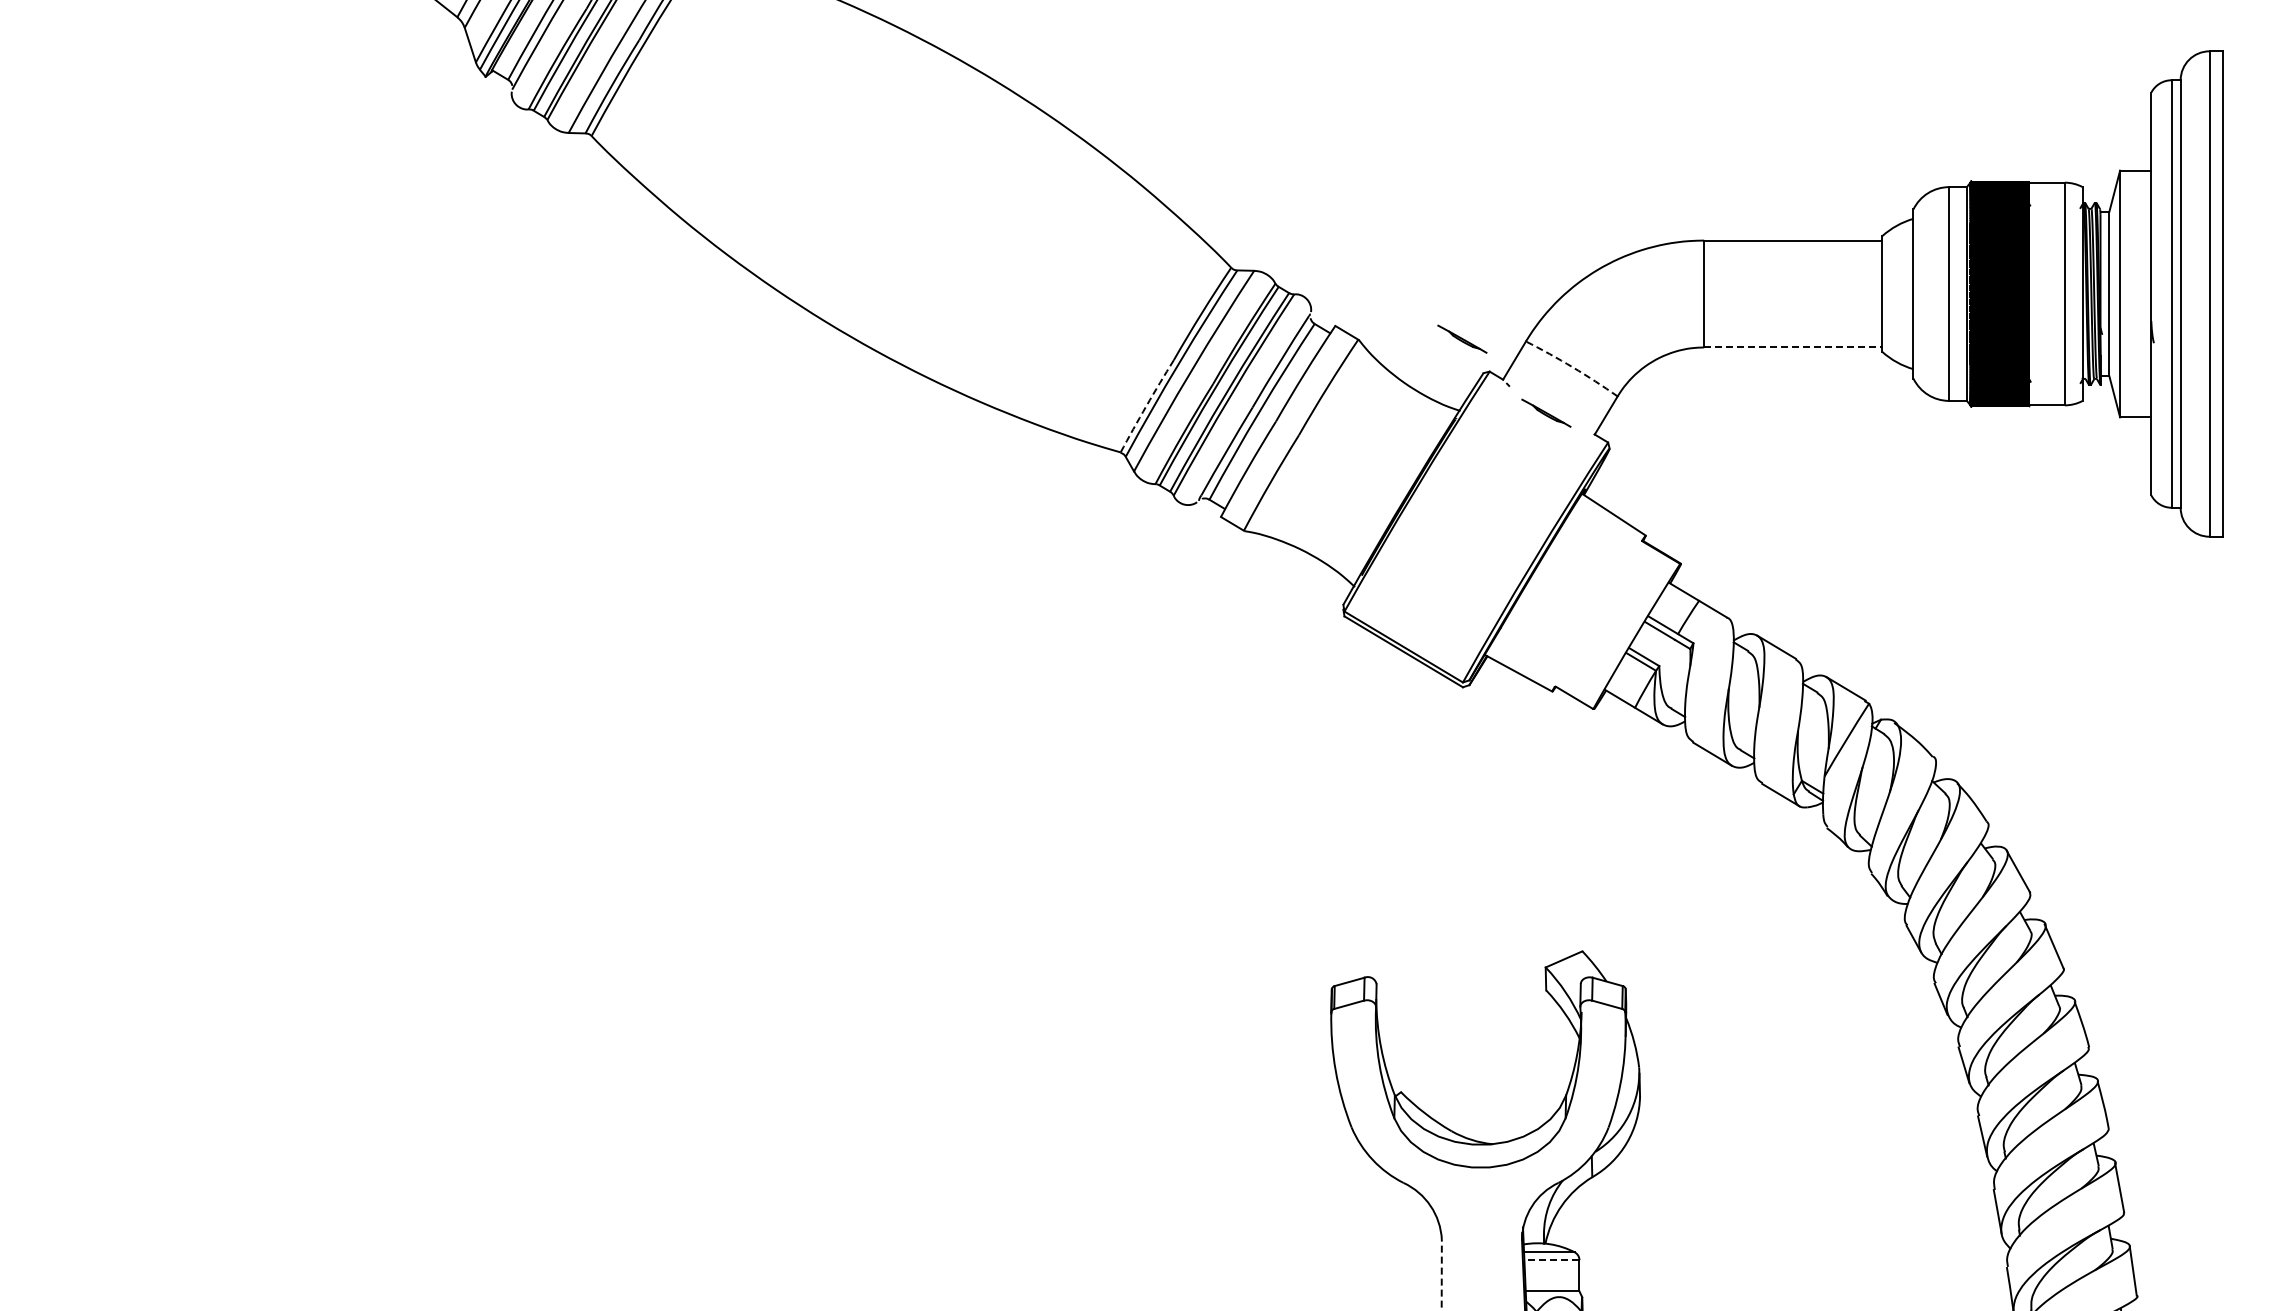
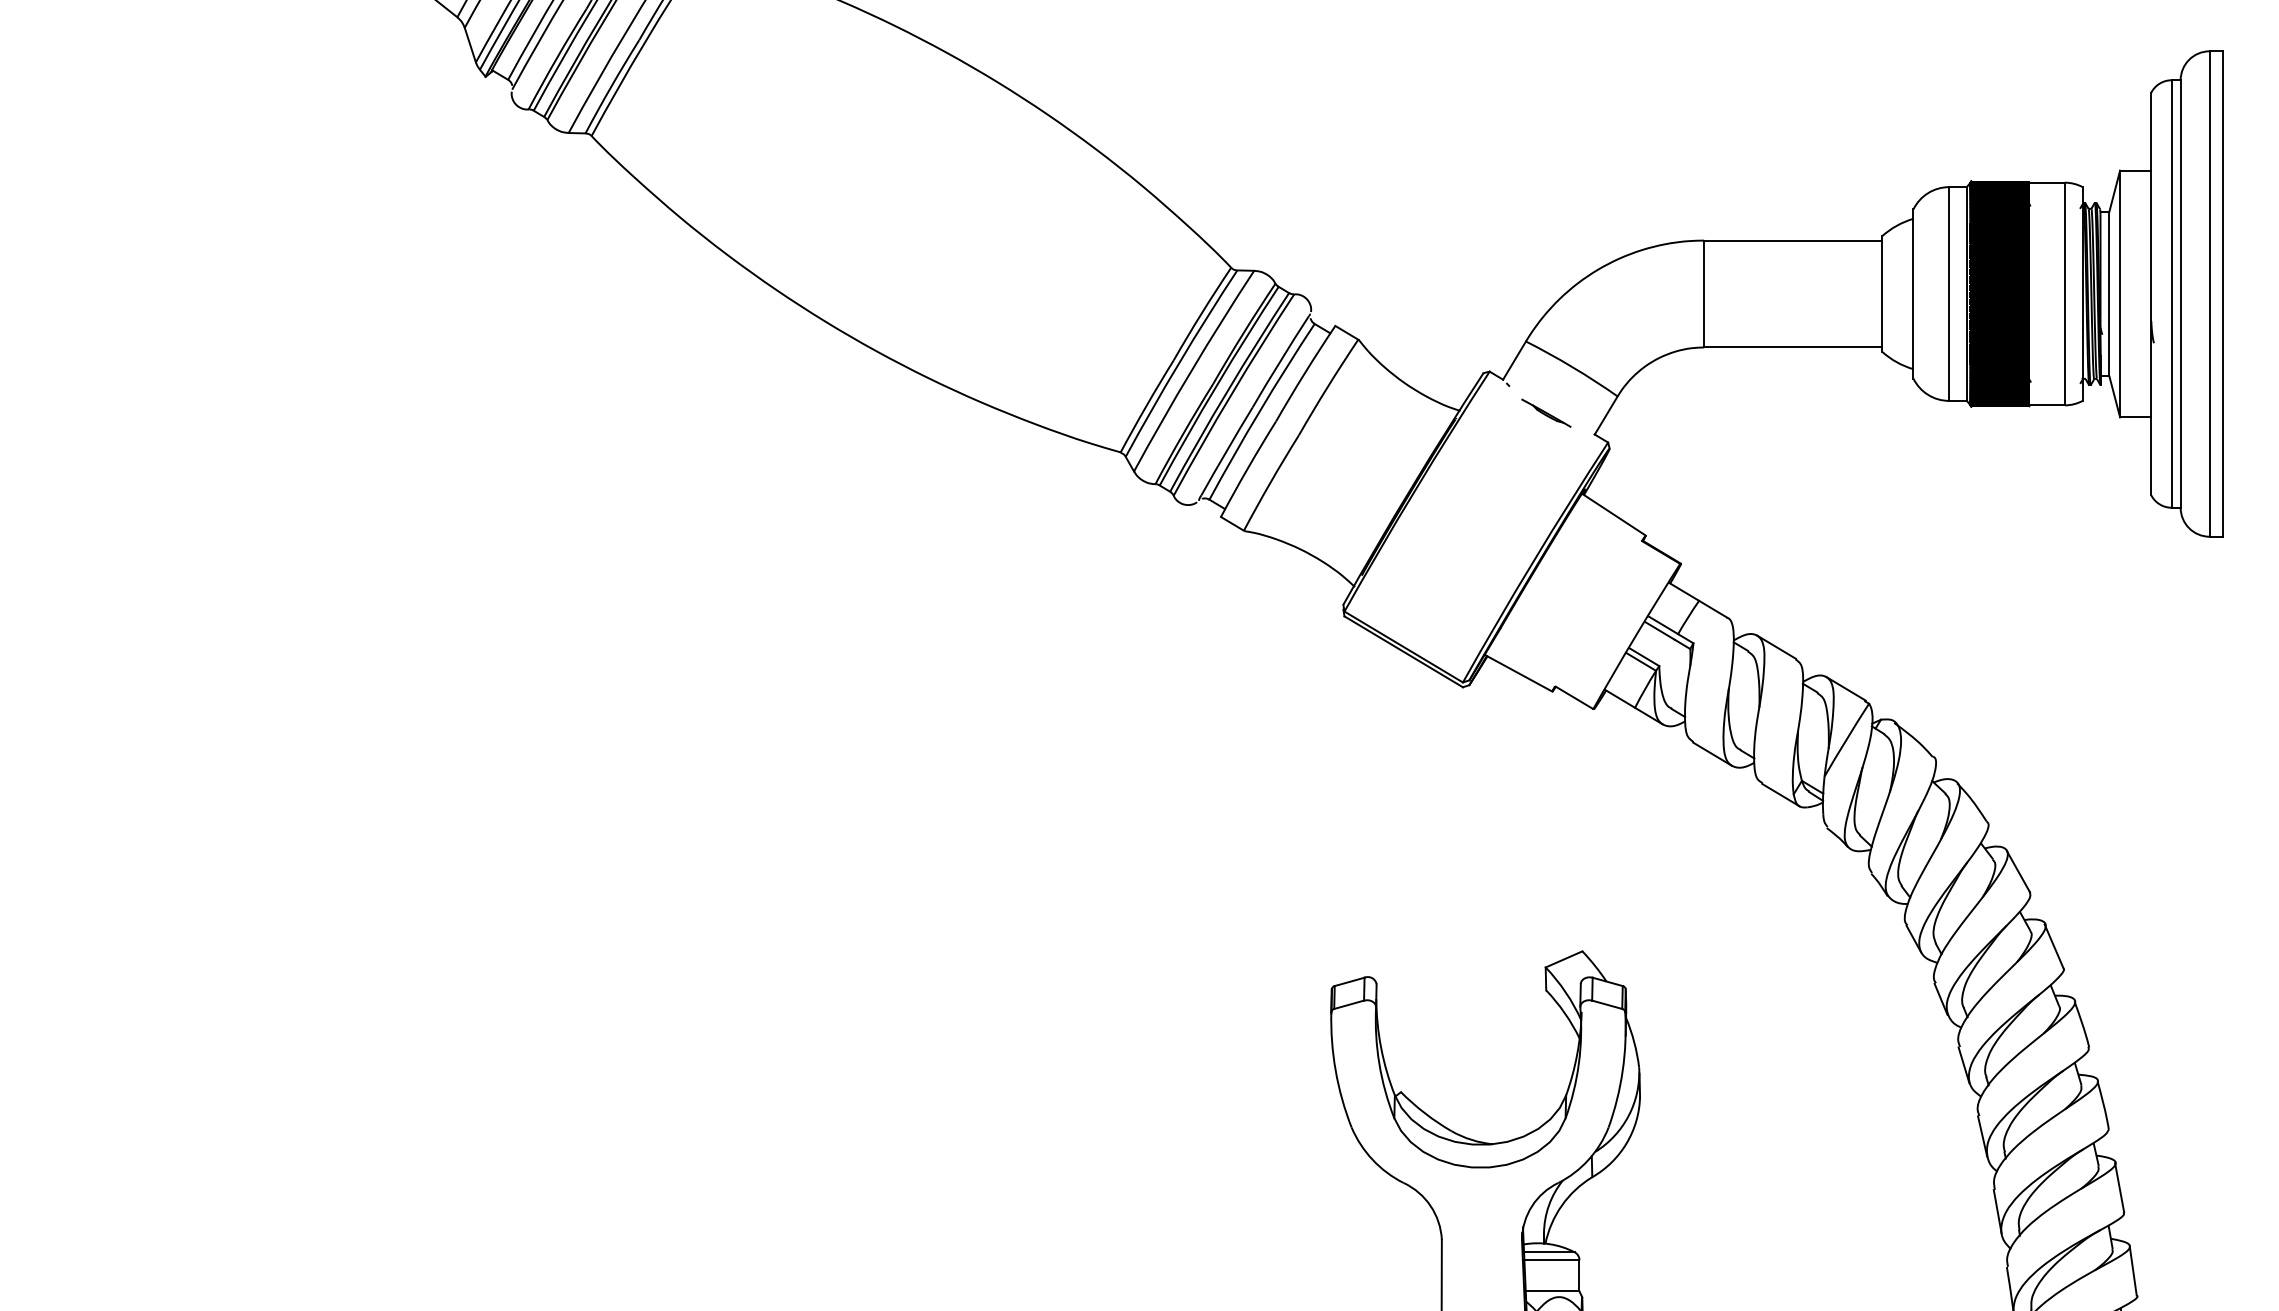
part: present -> none (1462, 338)
line: dashed -> solid (1793, 347)
arc: dashed -> solid (1572, 367)
arc: dashed -> solid (1146, 406)
line: dashed -> solid (1551, 1260)
line: dashed -> solid (1441, 1274)
